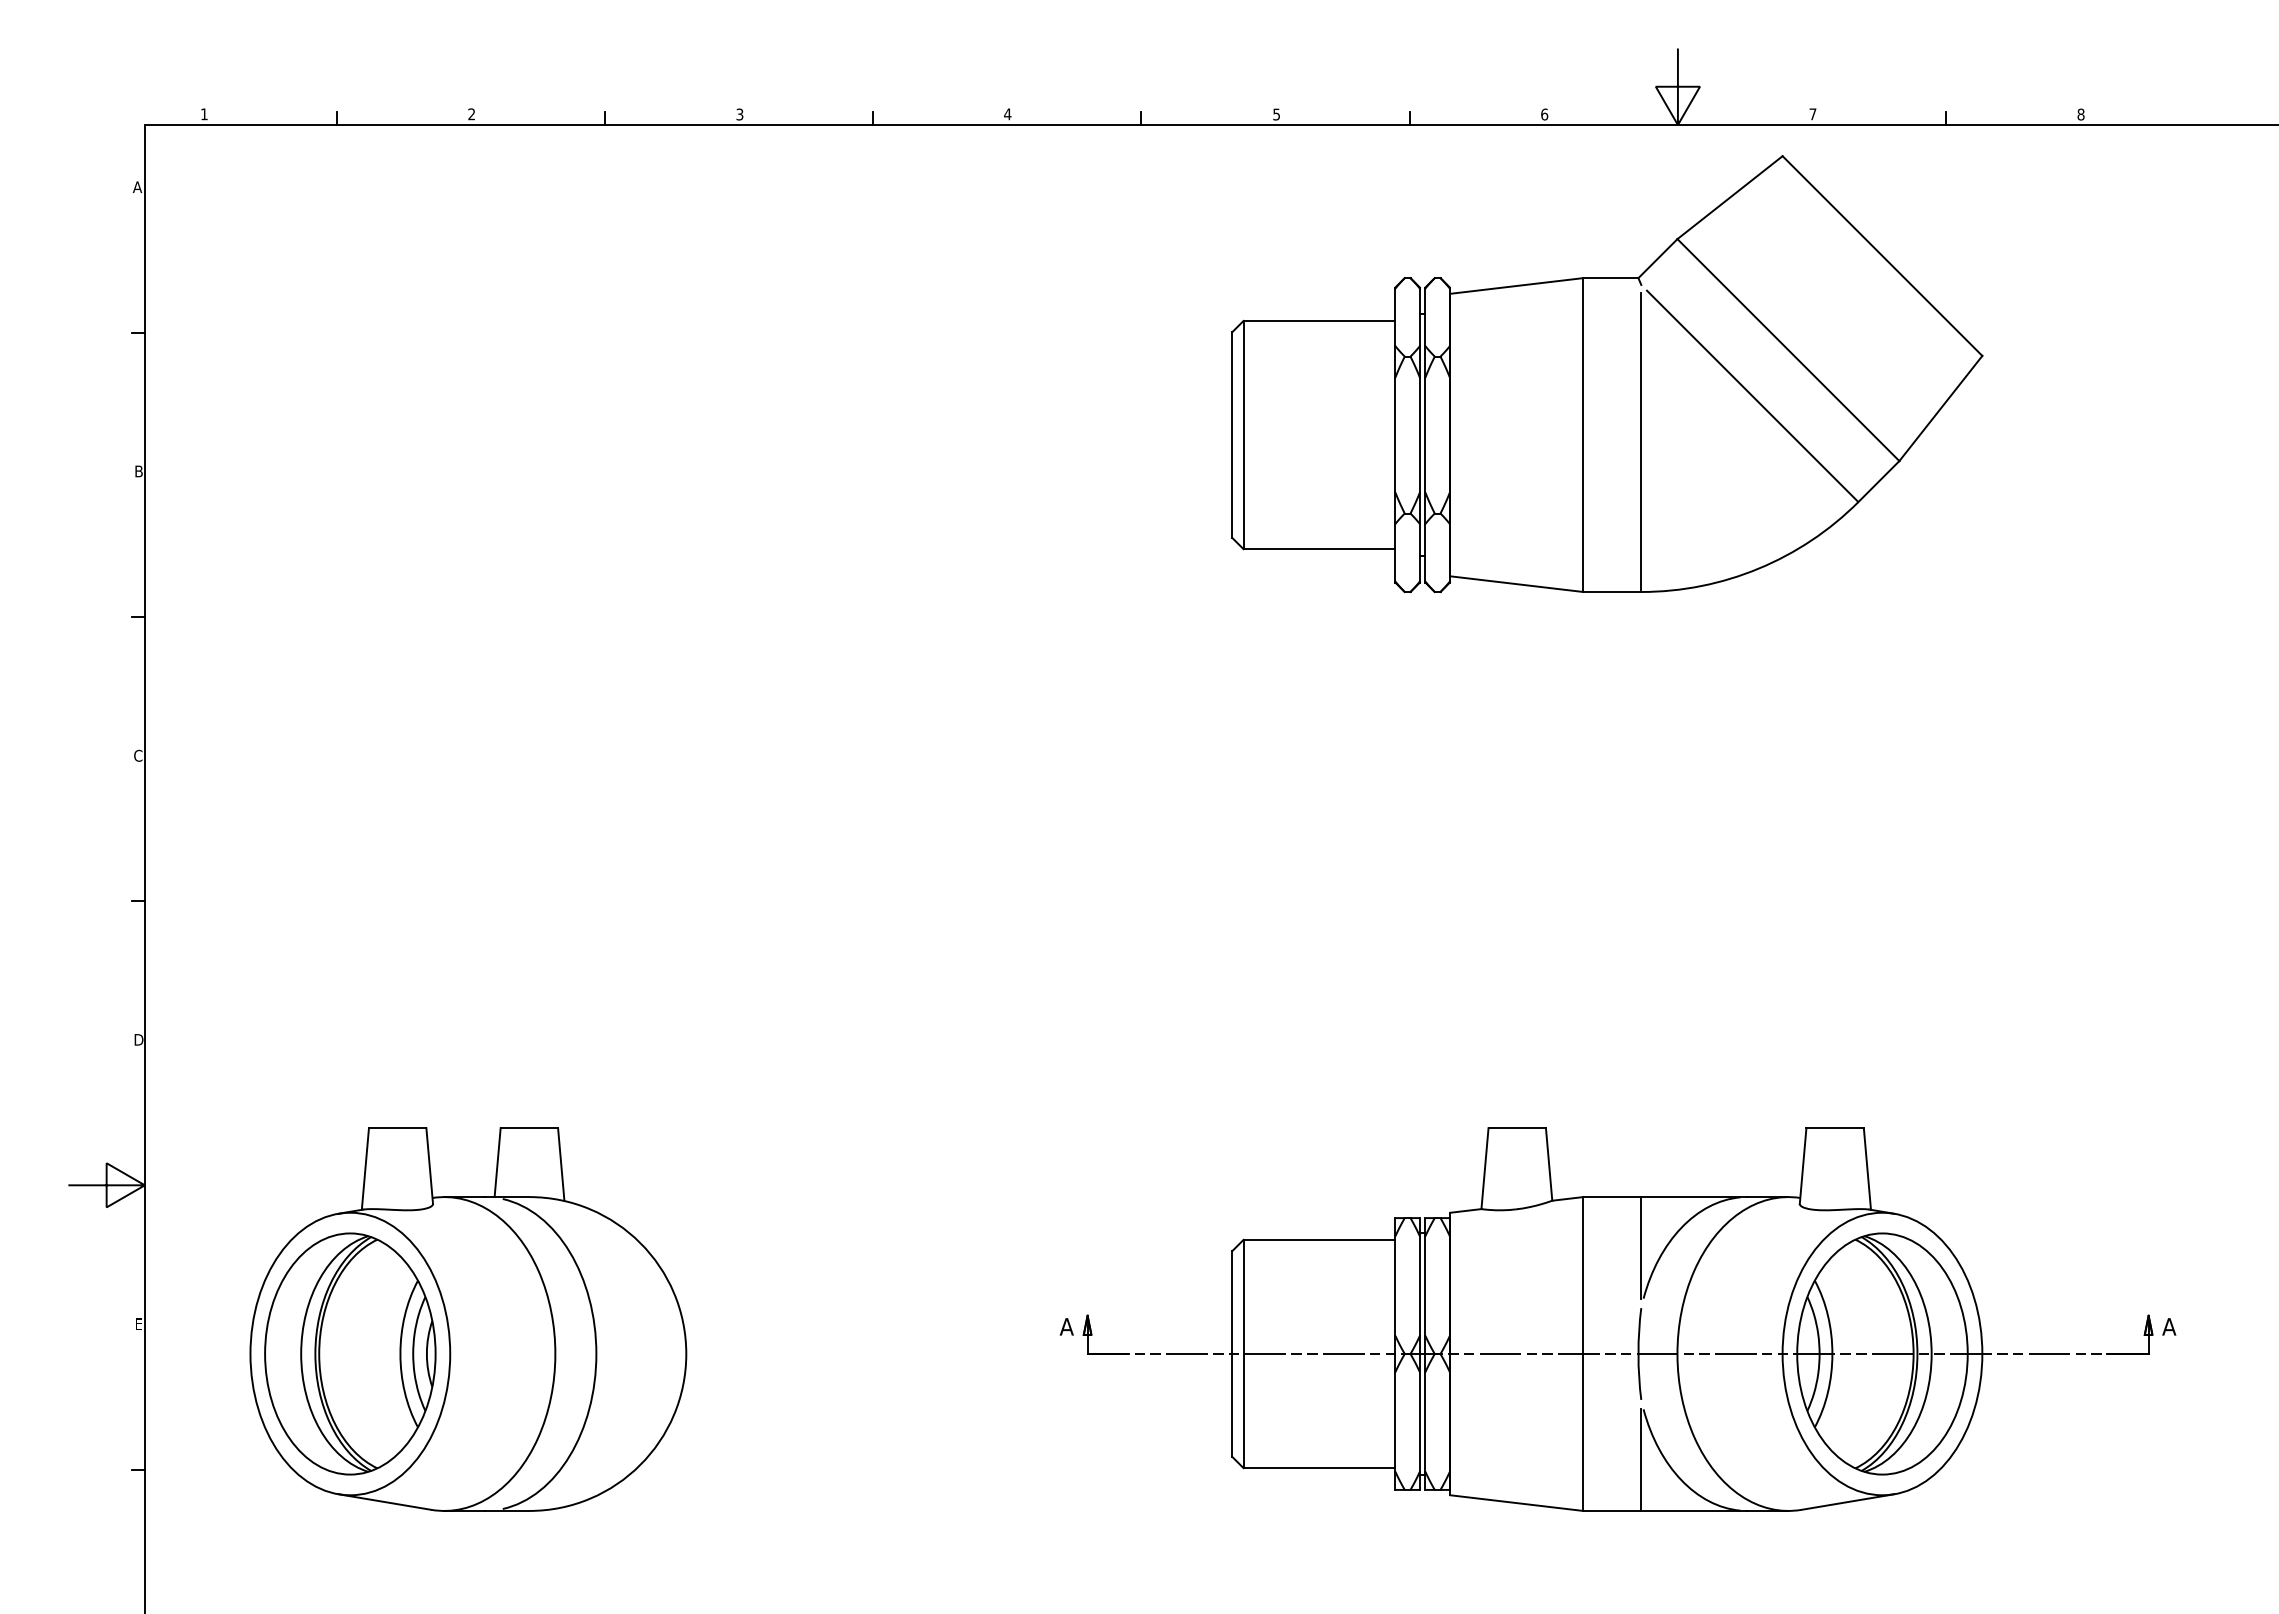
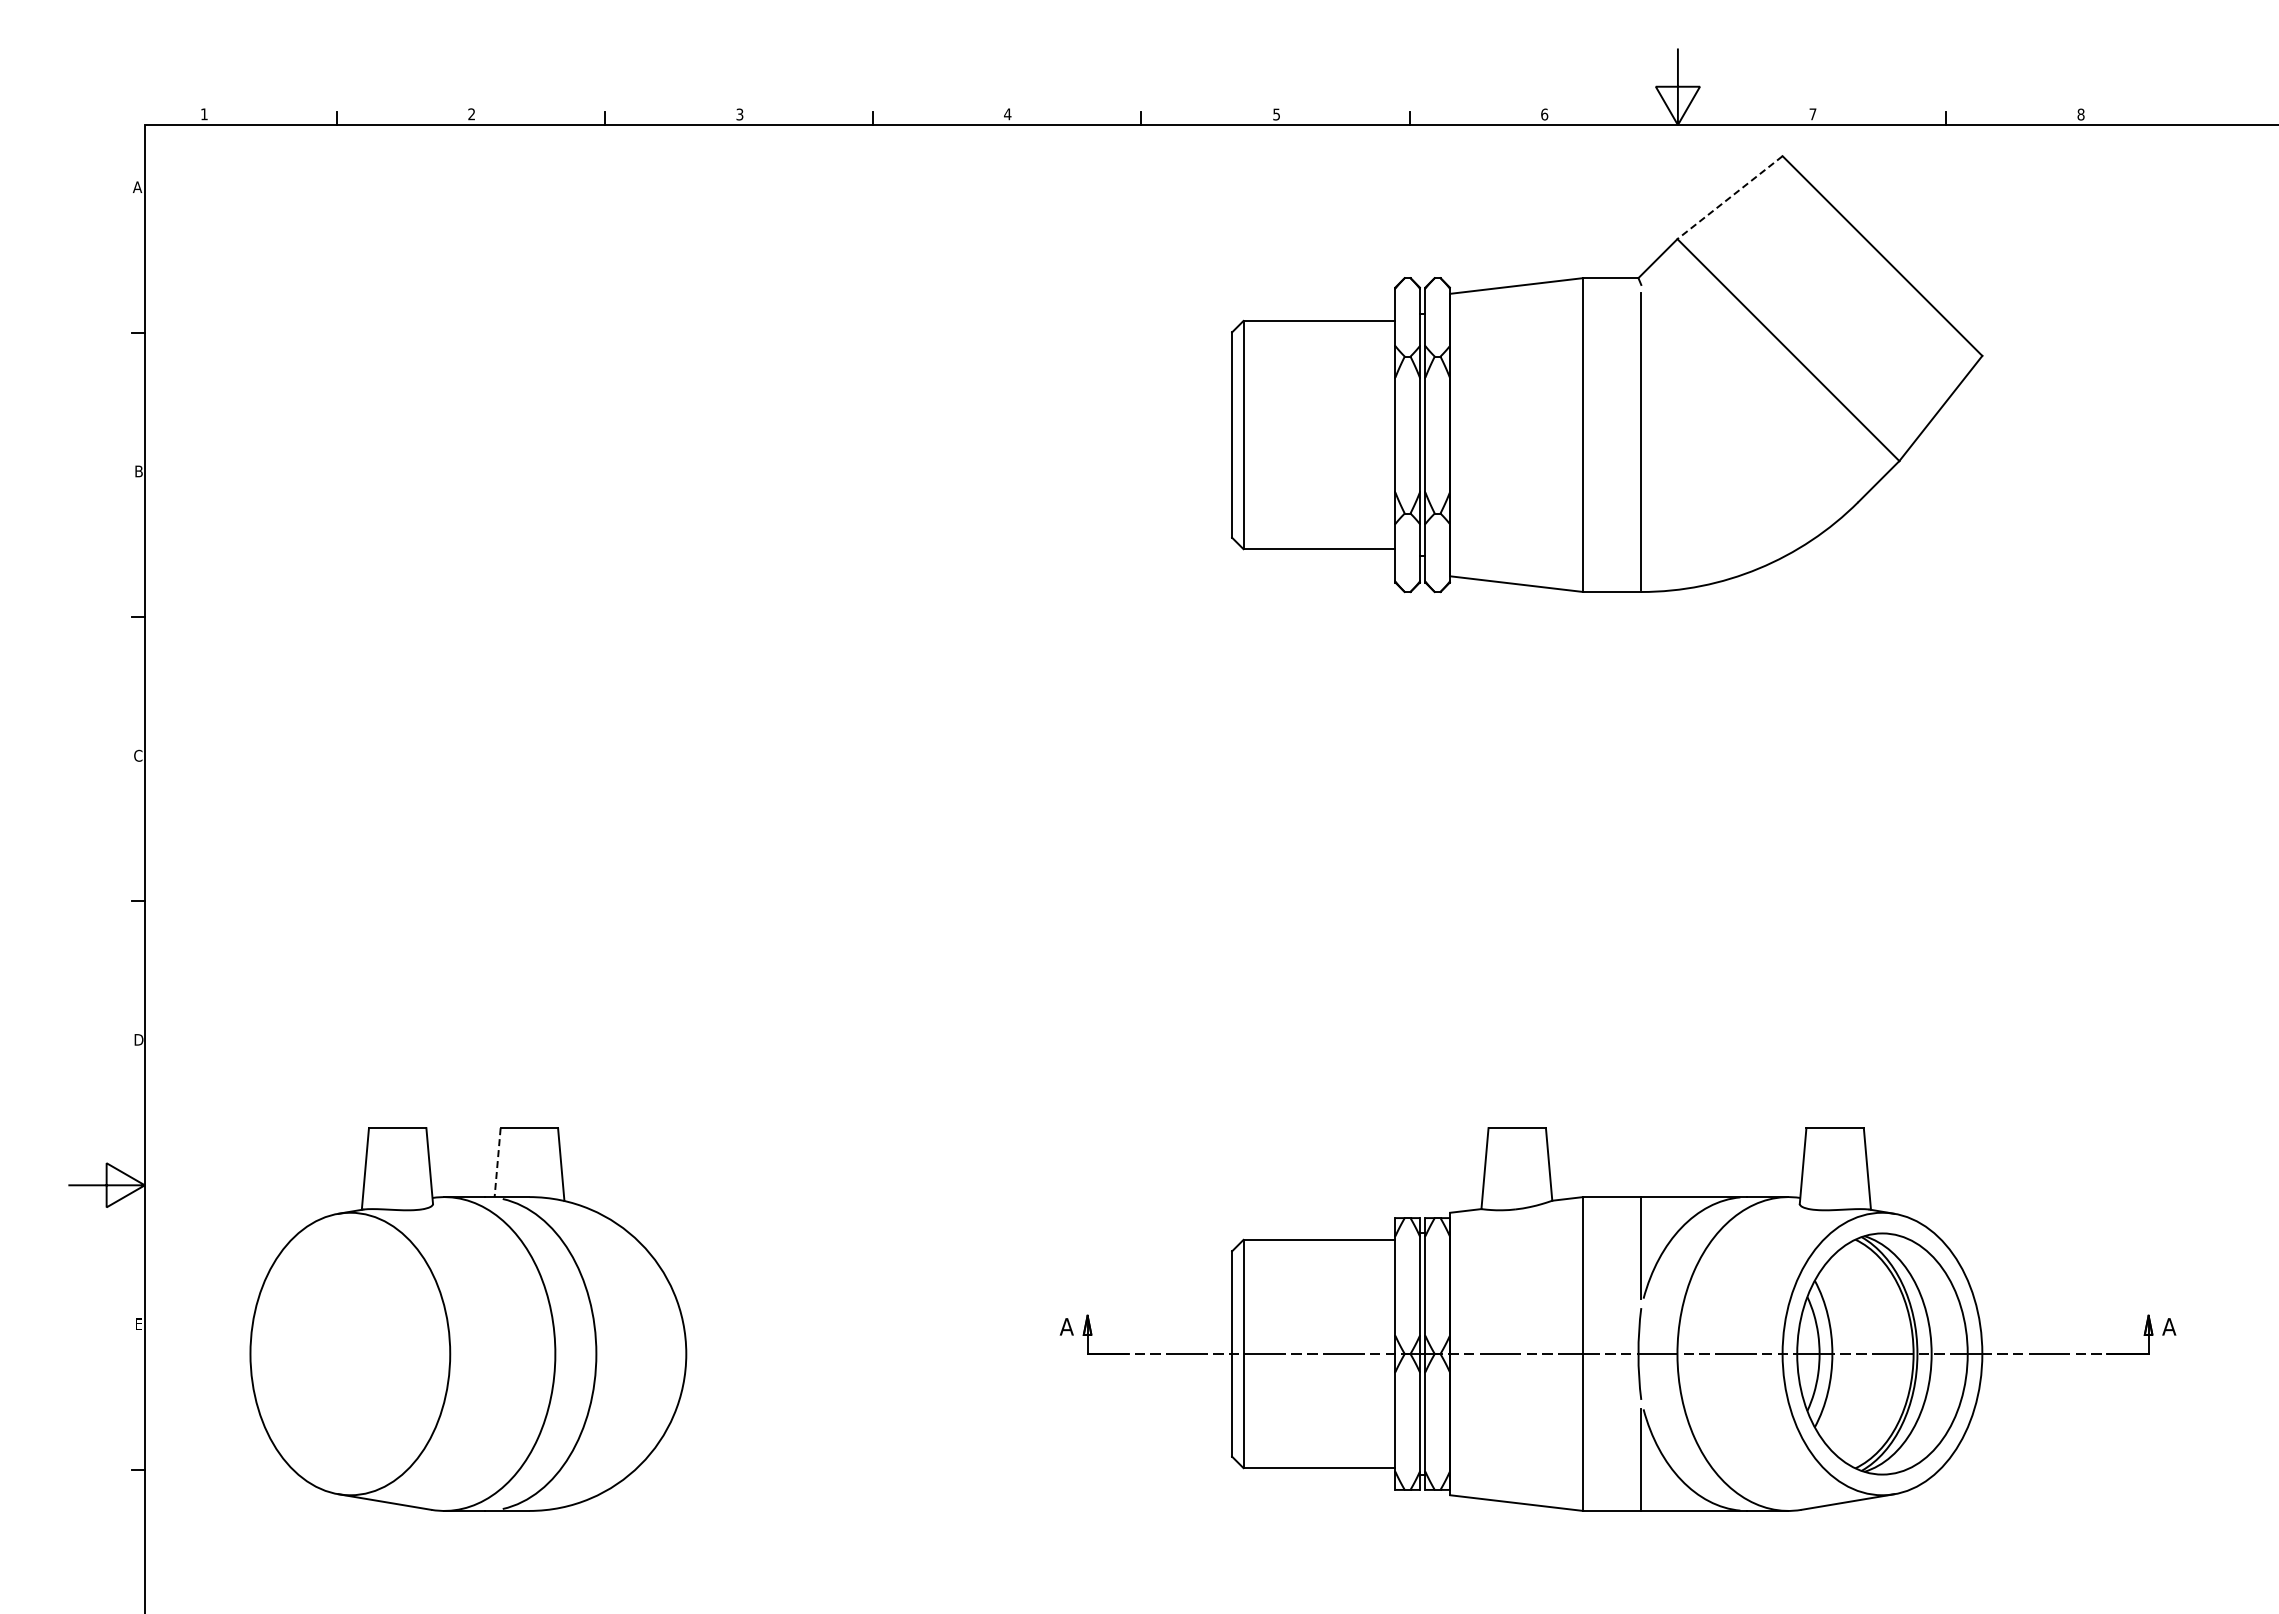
line: solid -> dashed (1730, 197)
line: present -> none (1751, 395)
line: solid -> dashed (497, 1162)
part: present -> none (350, 1353)
